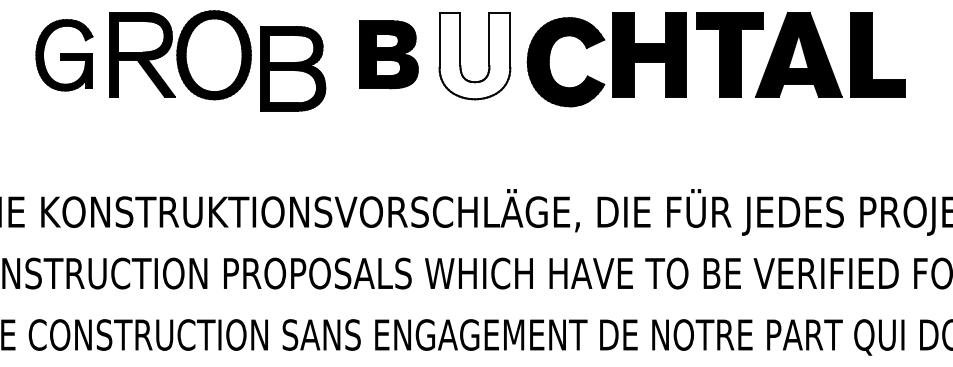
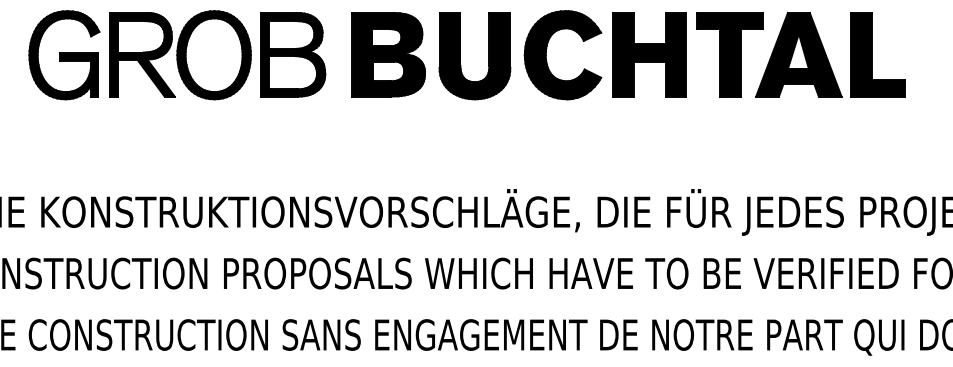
part size: 60x70 px -> 75x86 px (388, 54)
part size: 59x73 px -> 73x91 px (64, 55)
fill: none -> present (474, 55)
part position: (549, 62) -> (546, 55) (546, 55)
part position: (293, 68) -> (293, 54) (293, 54)
